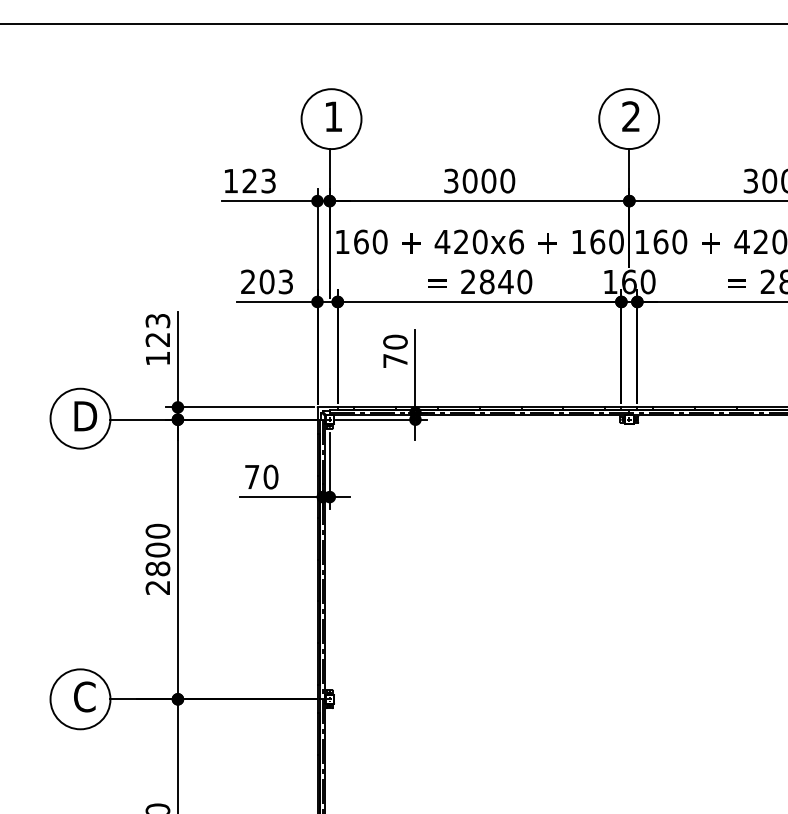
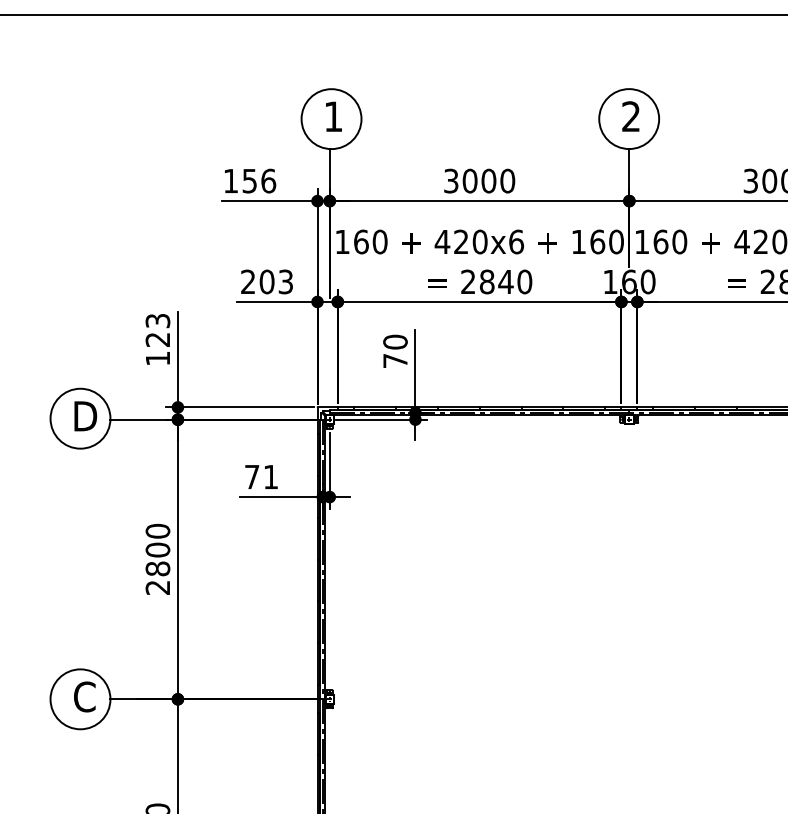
line position: (393, 24) -> (393, 15) (393, 15)
text: 123 -> 156 (259, 180)
text: 70 -> 71 (270, 476)
